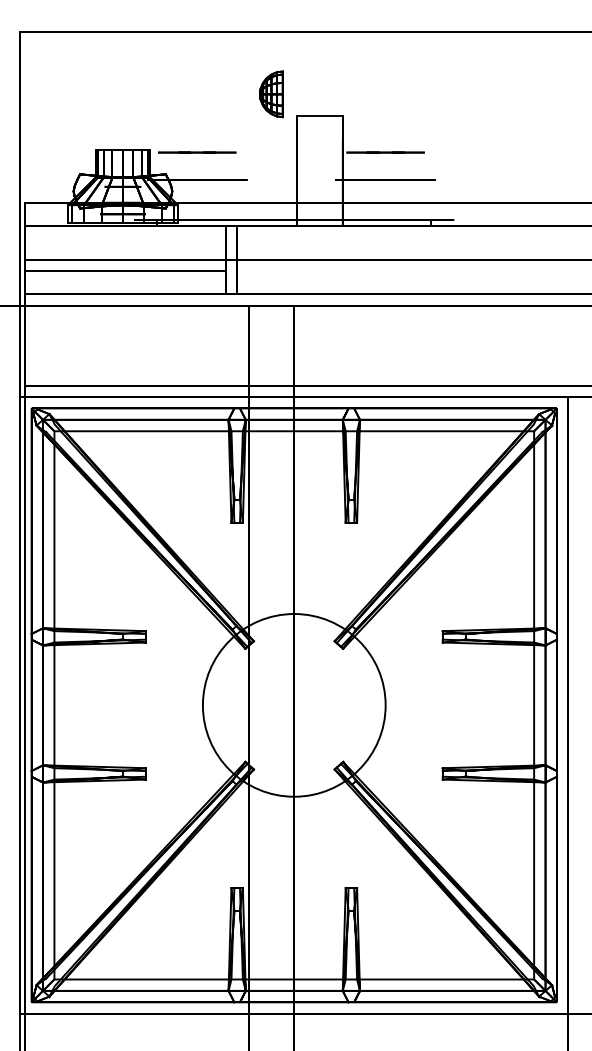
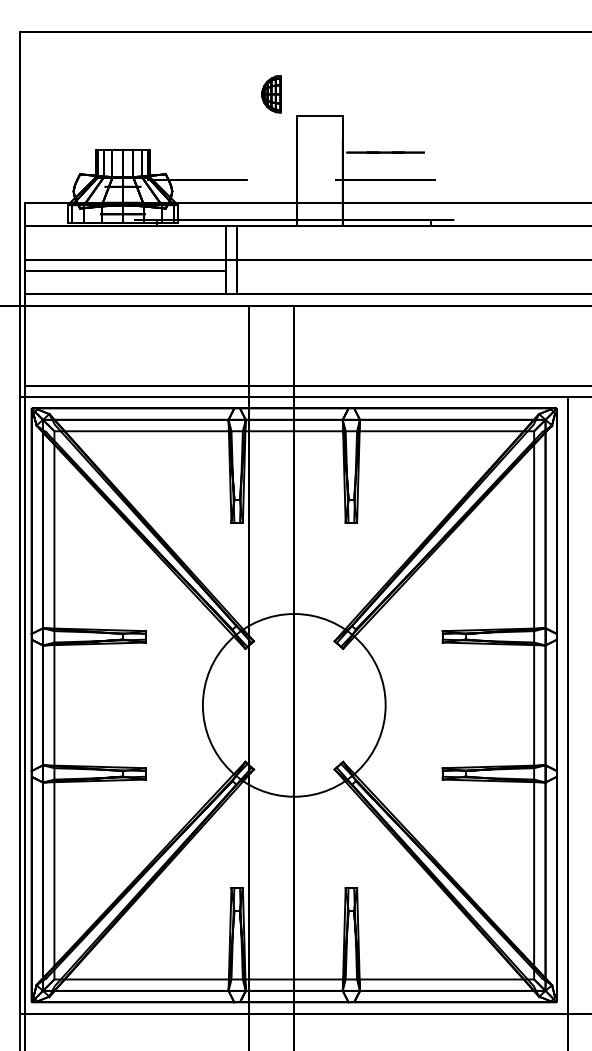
part size: 25x49 px -> 21x39 px (271, 94)
line: present -> none (197, 152)
